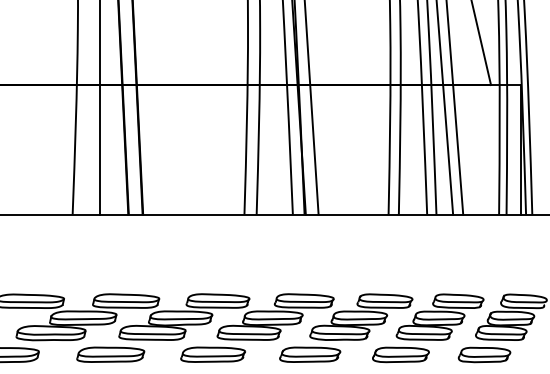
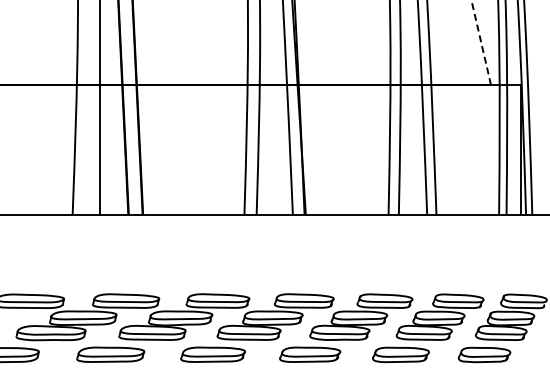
line: solid -> dashed (481, 42)
line: present -> none (311, 108)
line: present -> none (444, 108)
line: present -> none (454, 108)
